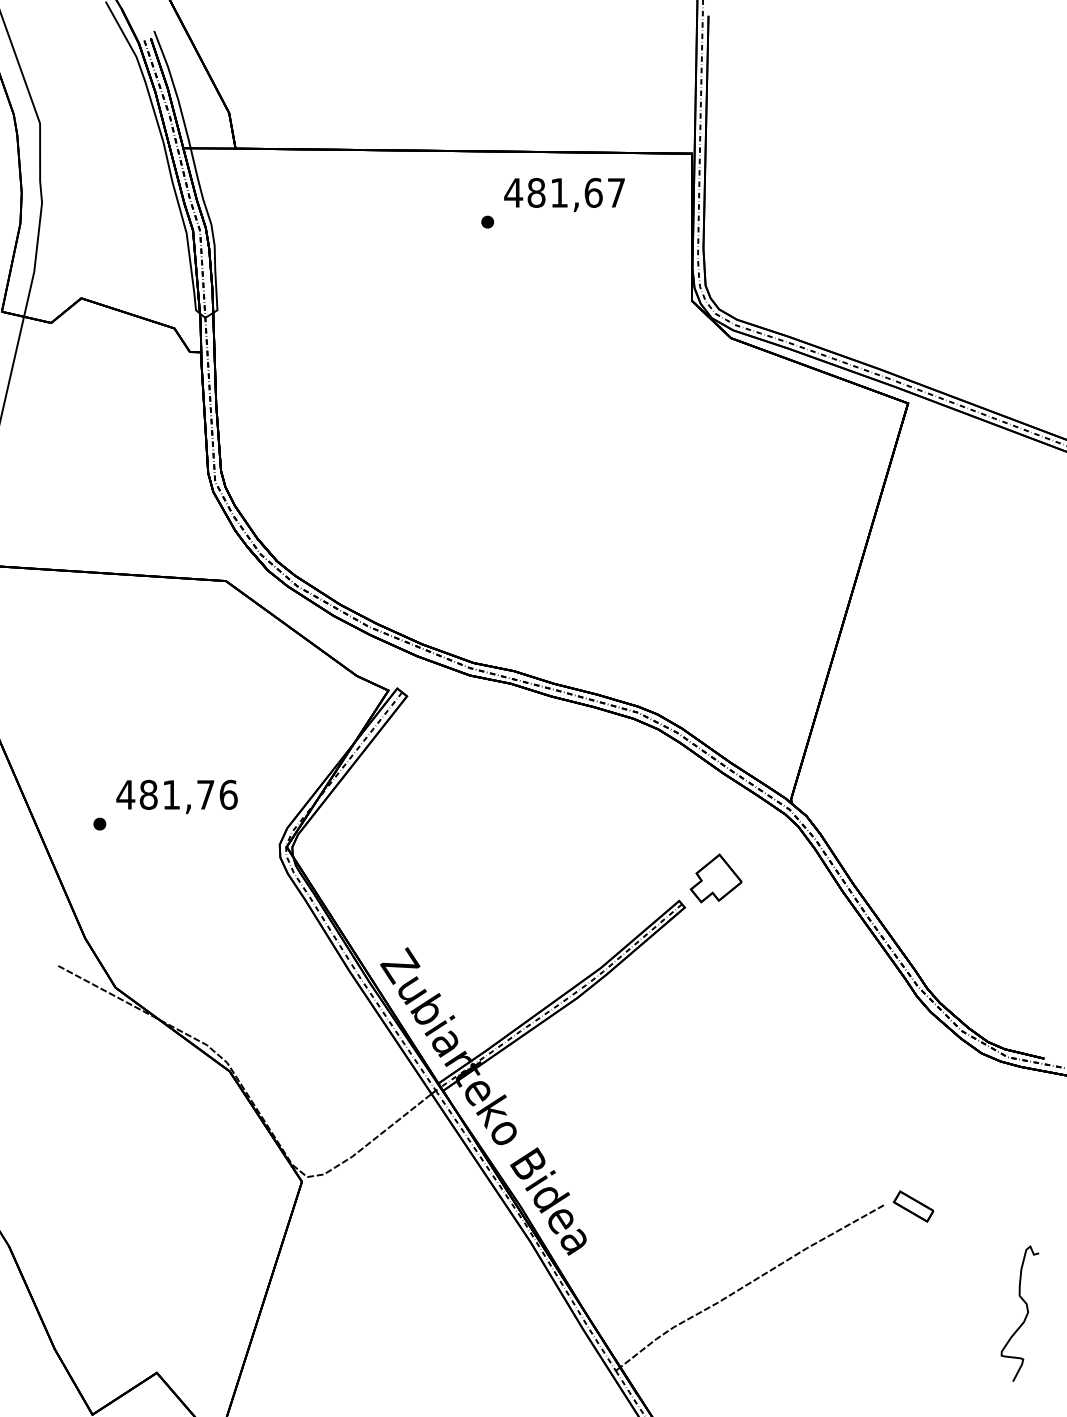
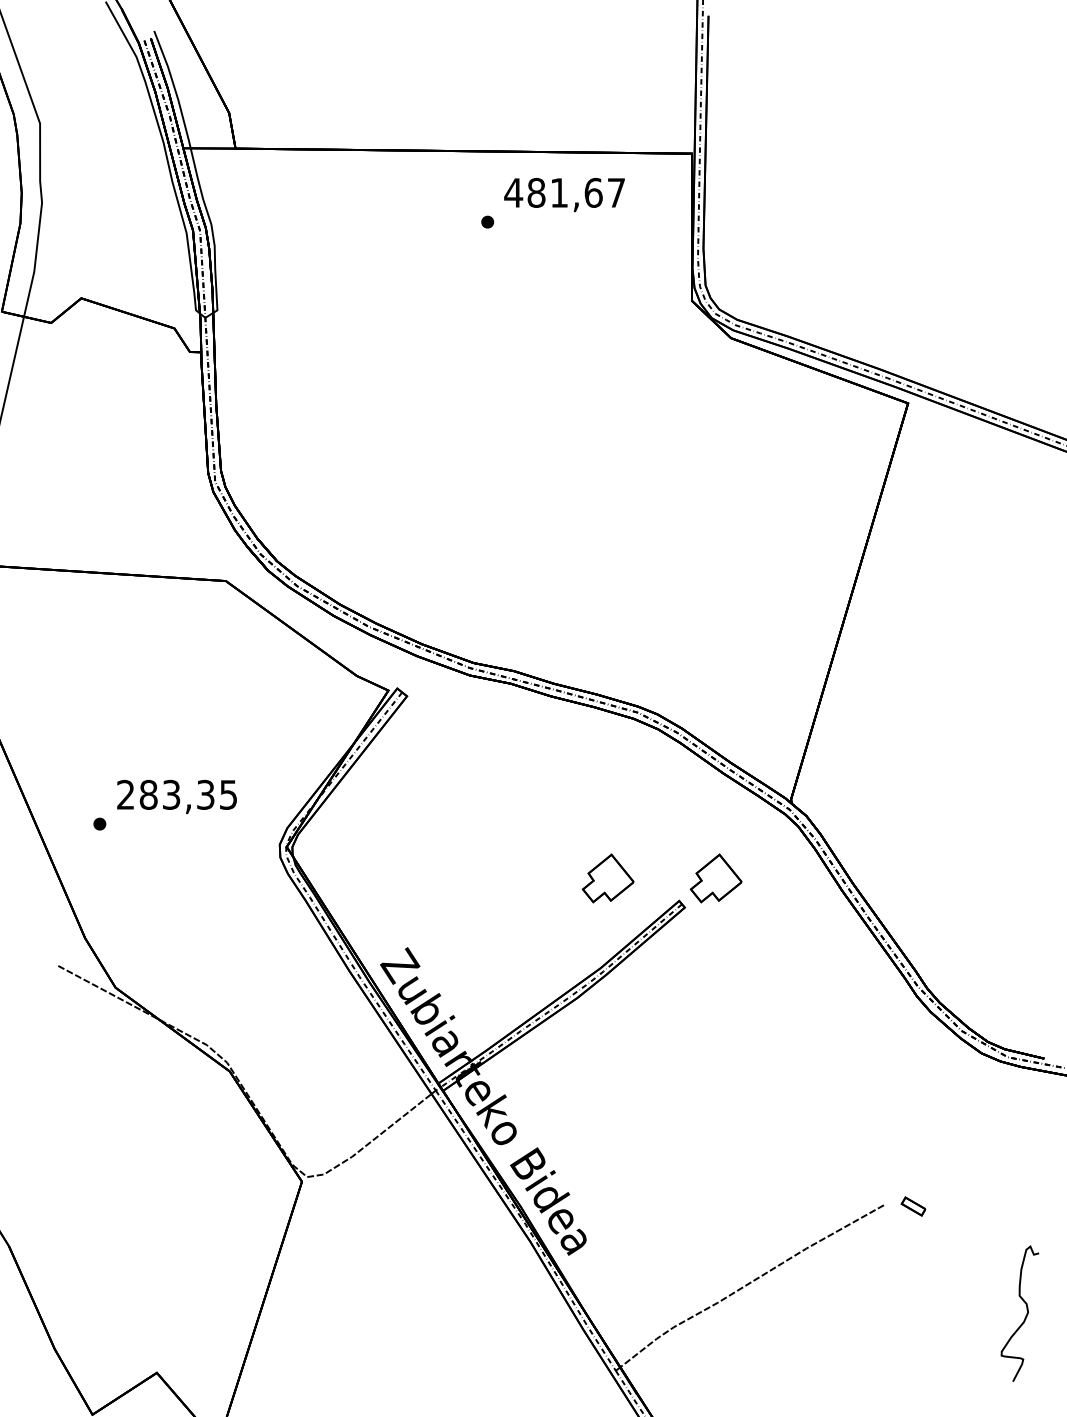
text: 481,76 -> 283,35 (176, 794)
part: none -> present (607, 878)
part size: 43x33 px -> 27x21 px (913, 1206)
